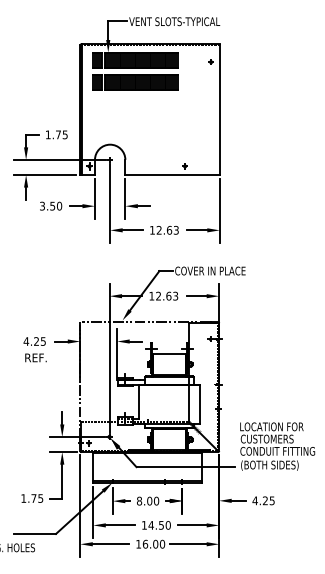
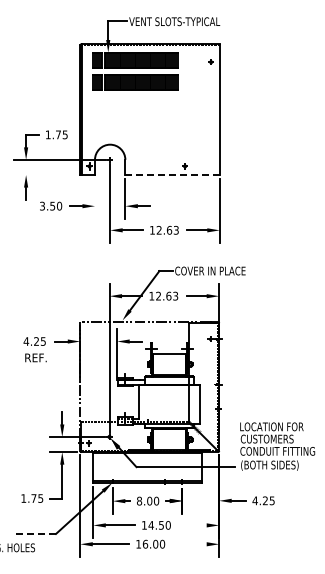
line: present -> none (44, 175)
line: solid -> dashed (173, 175)
line: present -> none (94, 198)
line: present -> none (191, 525)
line: solid -> dashed (34, 533)
line: present -> none (188, 544)
